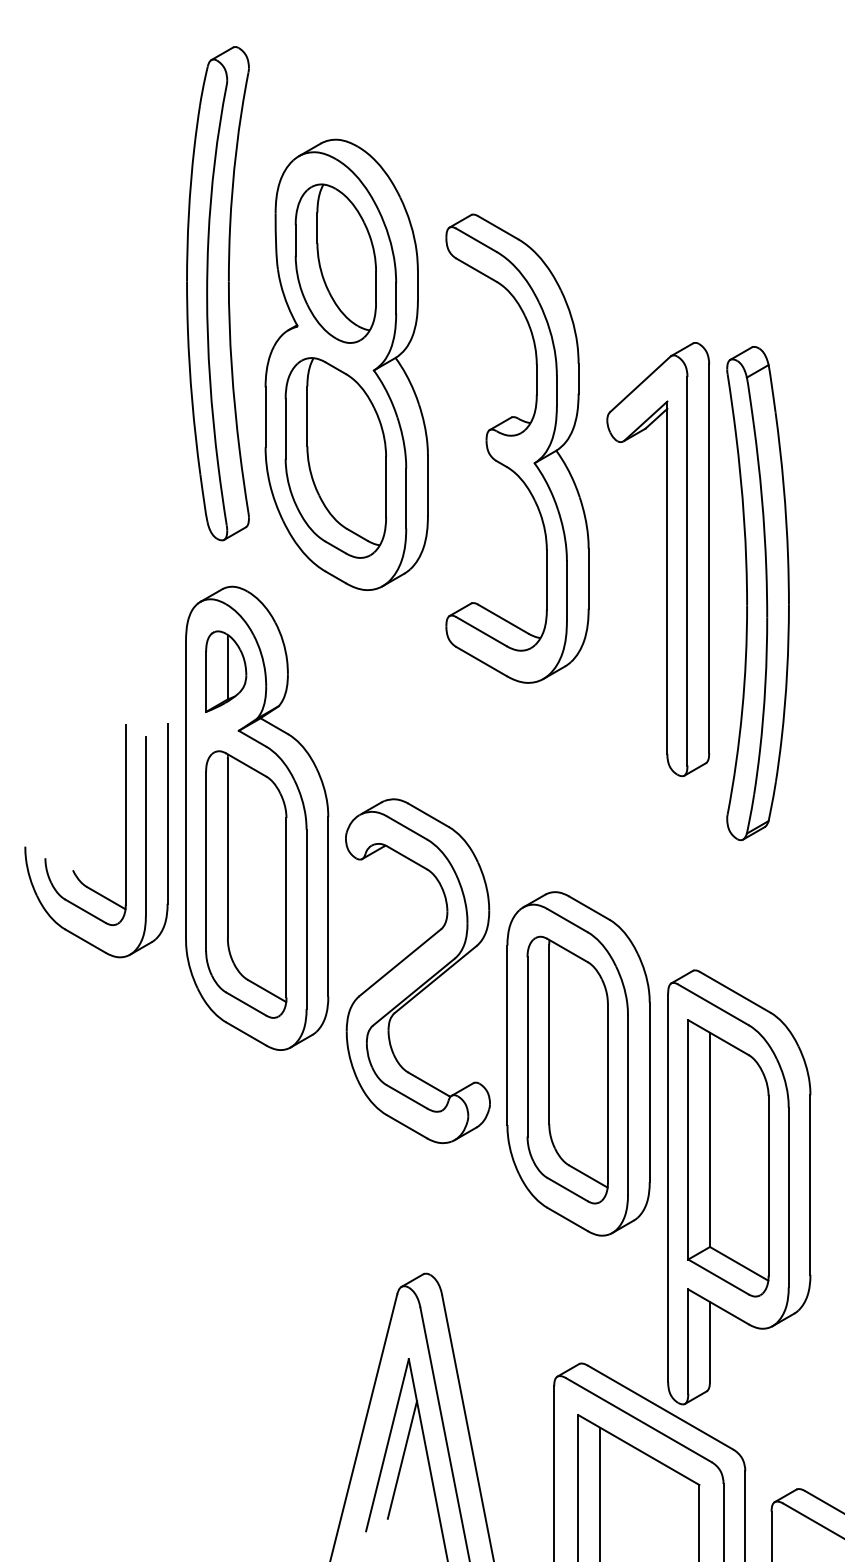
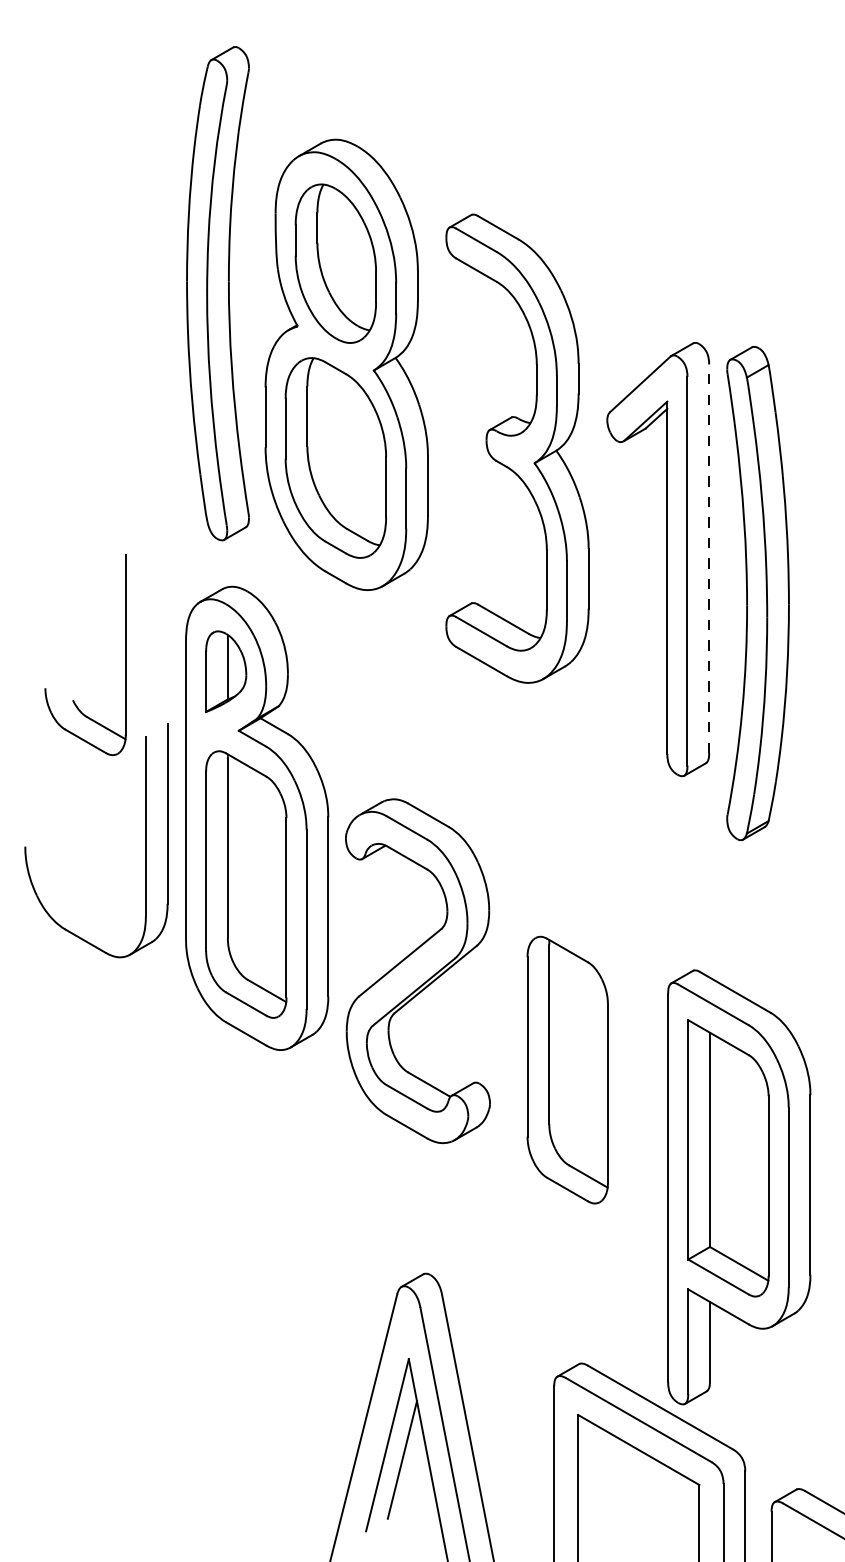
line: solid -> dashed (709, 558)
part position: (125, 825) -> (125, 655) (125, 655)
part: present -> none (578, 1063)
line: present -> none (600, 1492)
